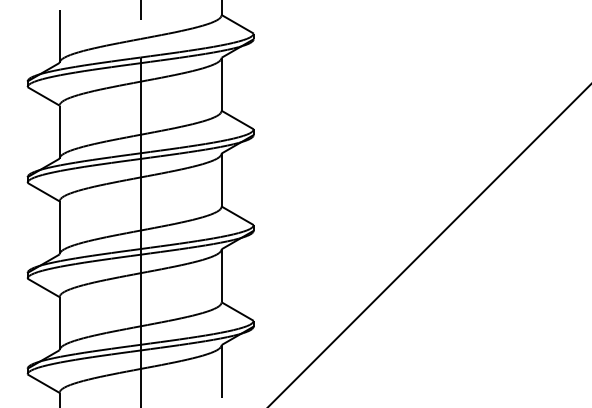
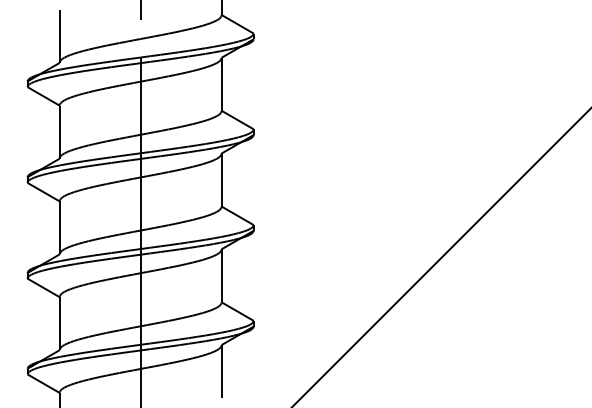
line position: (429, 245) -> (441, 257) (441, 257)
